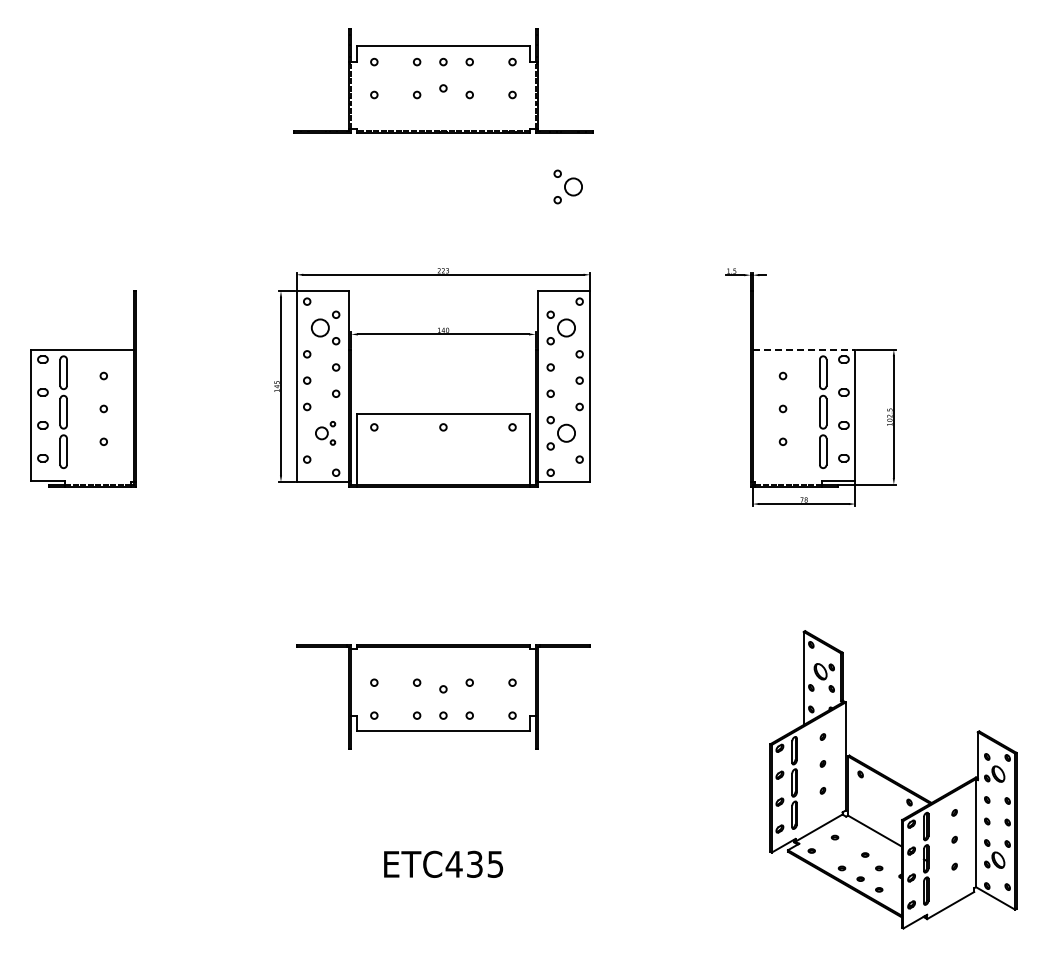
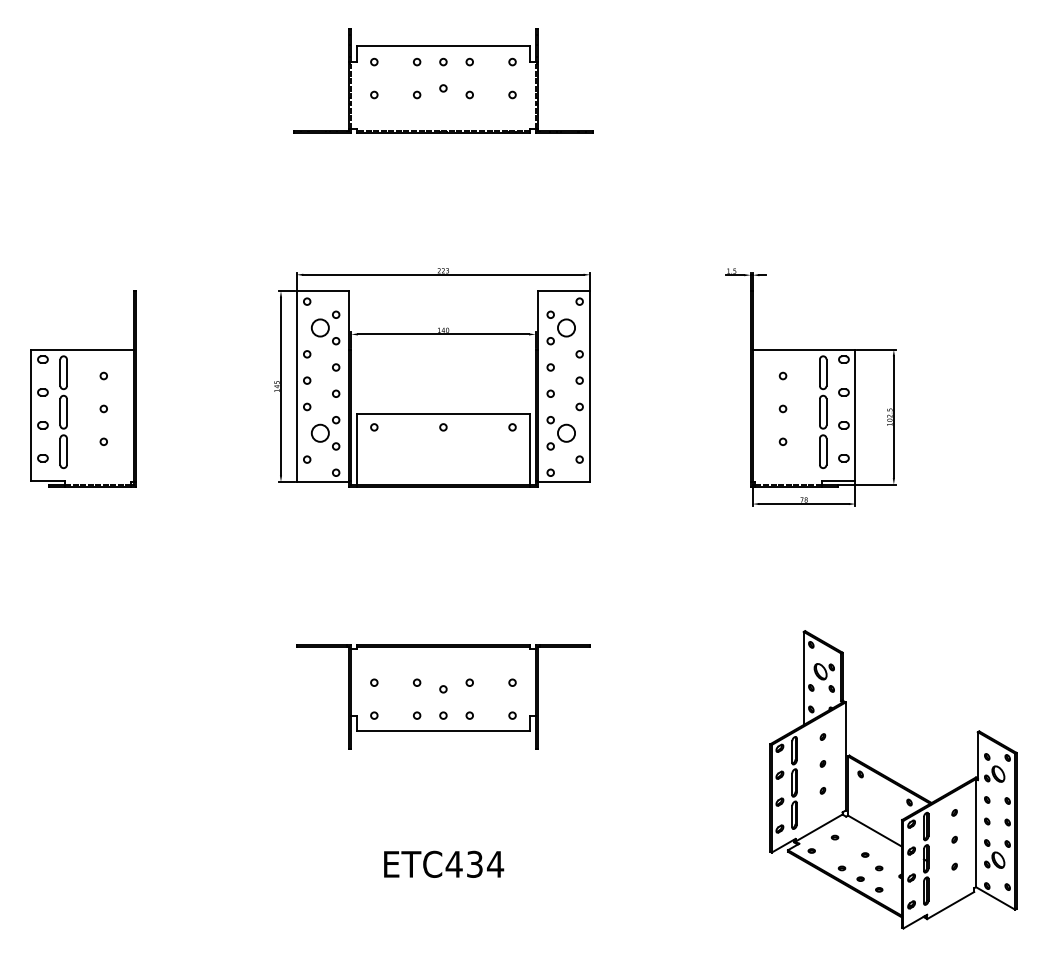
part: present -> none (567, 186)
line: dashed -> solid (804, 349)
part size: 22x25 px -> 31x35 px (325, 433)
text: ETC435 -> ETC434 (495, 864)
